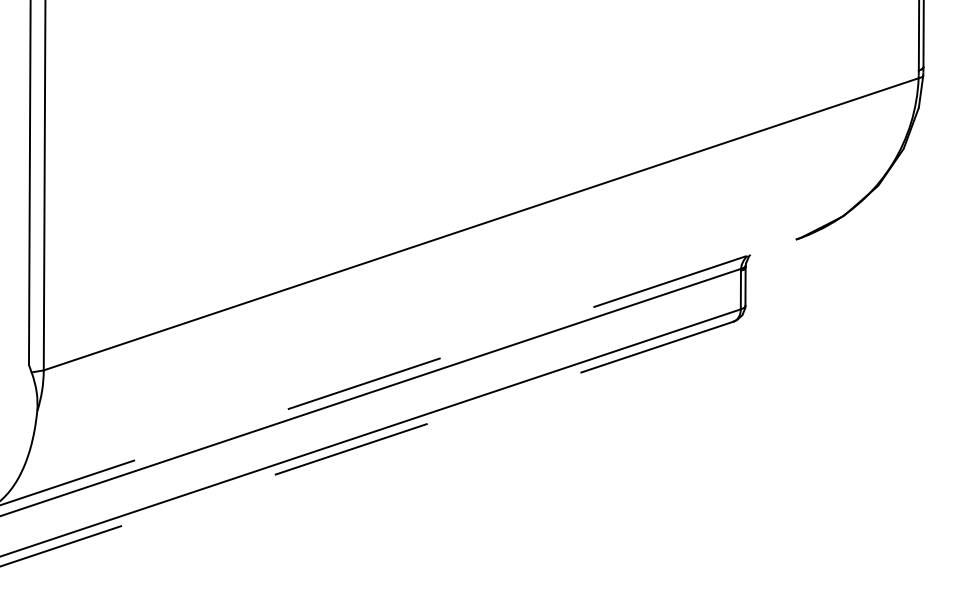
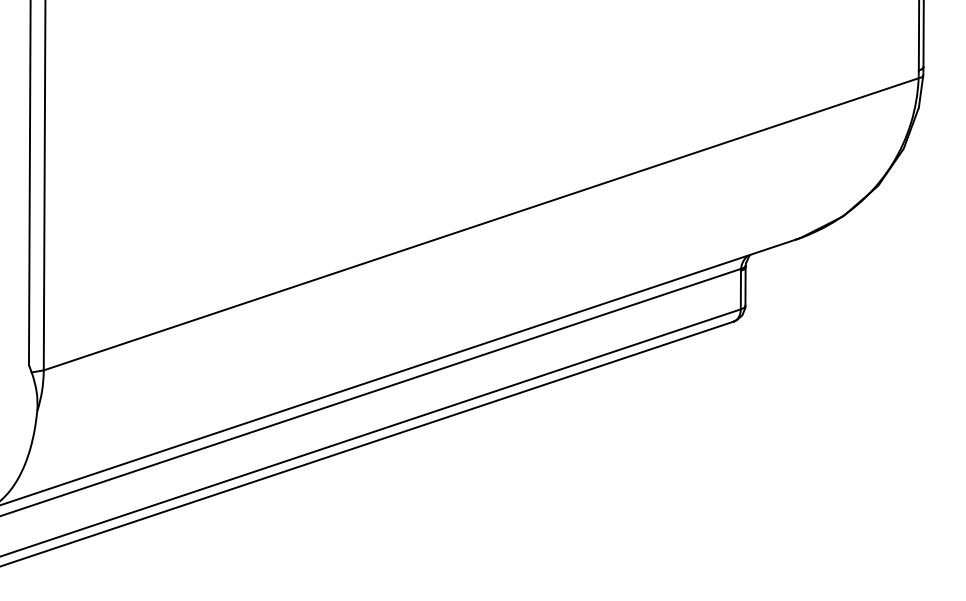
line: dashed -> solid (398, 372)
line: dashed -> solid (366, 444)
